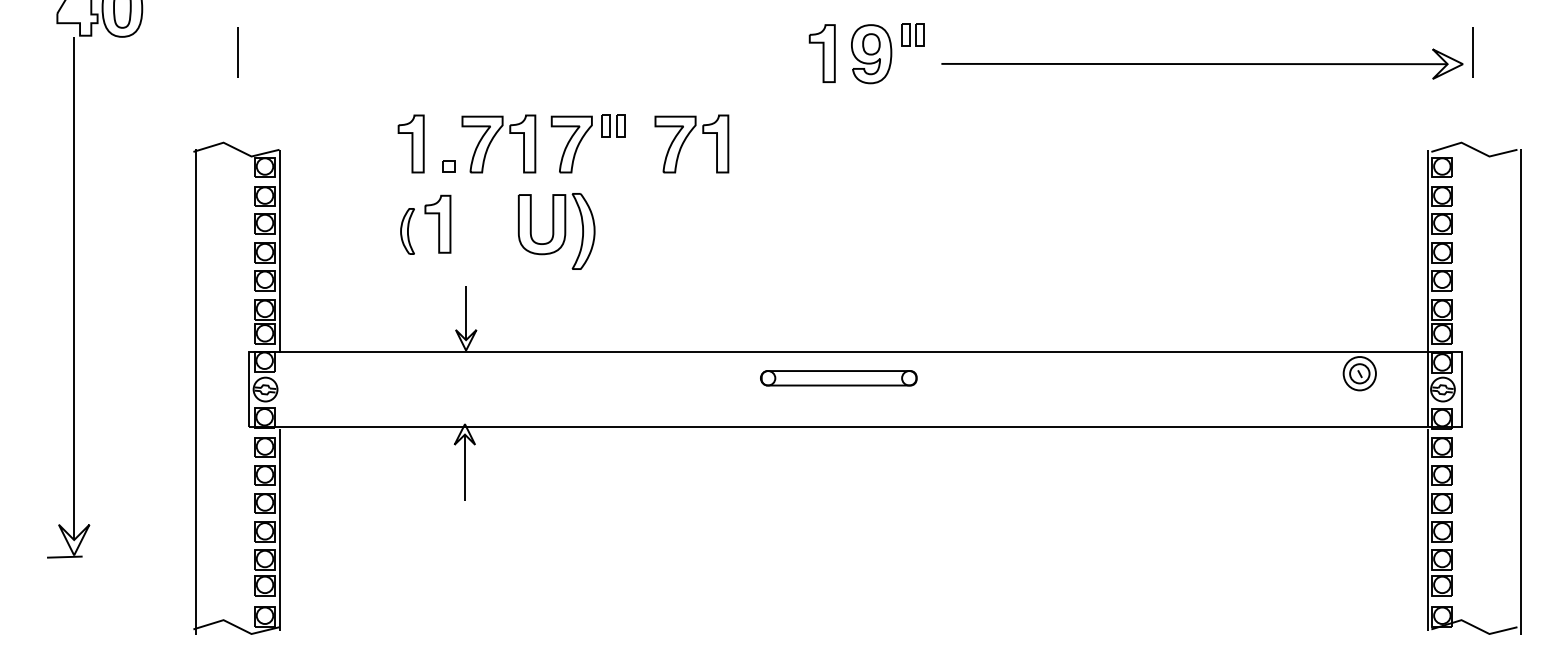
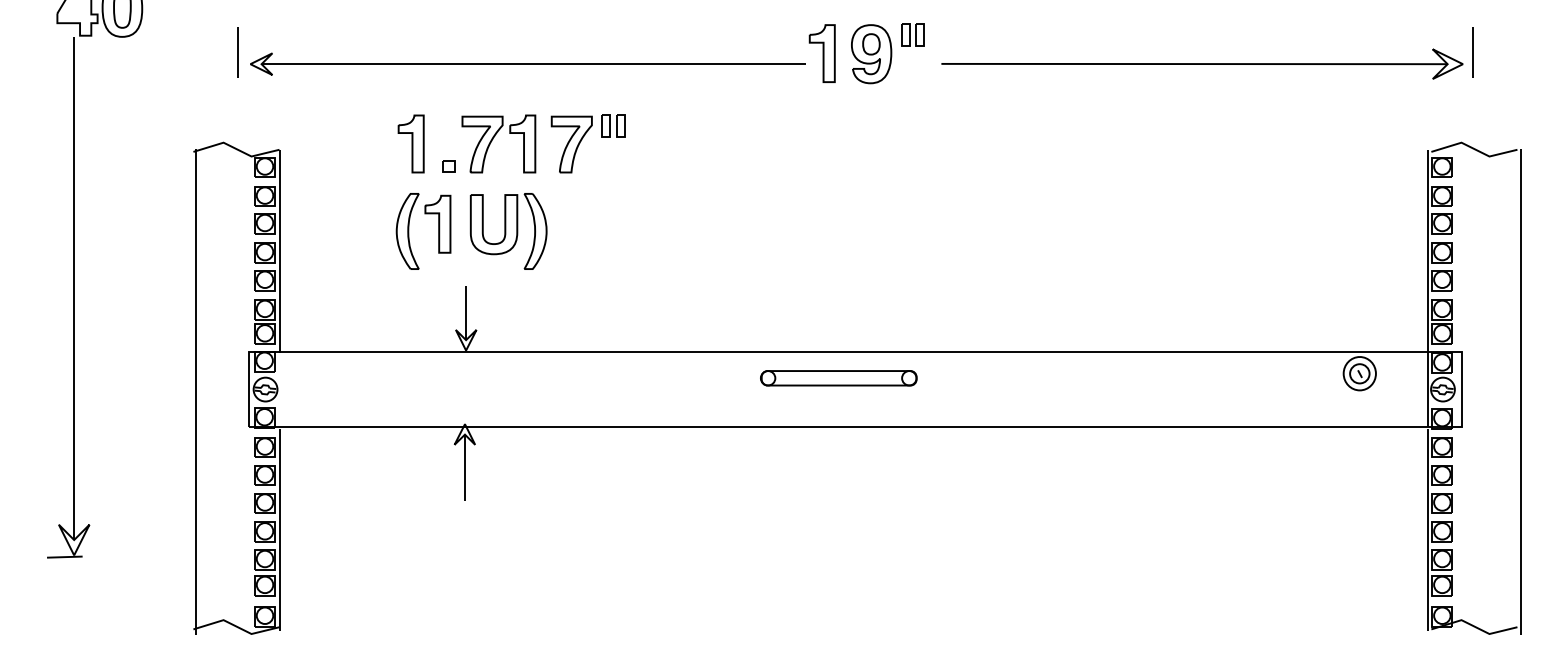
part: none -> present (527, 63)
part: present -> none (685, 141)
part size: 15x47 px -> 25x77 px (407, 231)
part position: (556, 231) -> (508, 231) (508, 231)
